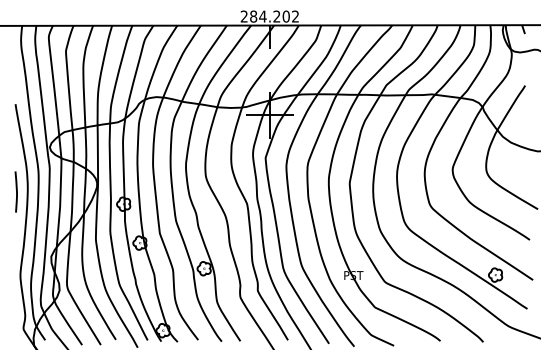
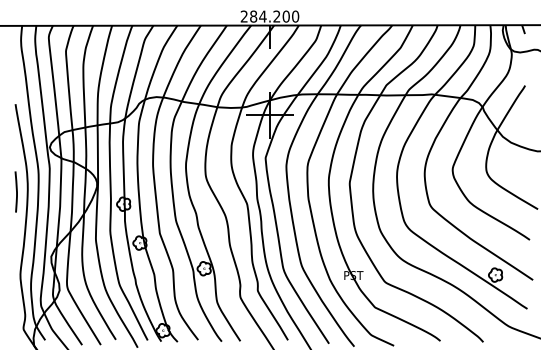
text: 284.202 -> 284.200 (295, 16)
